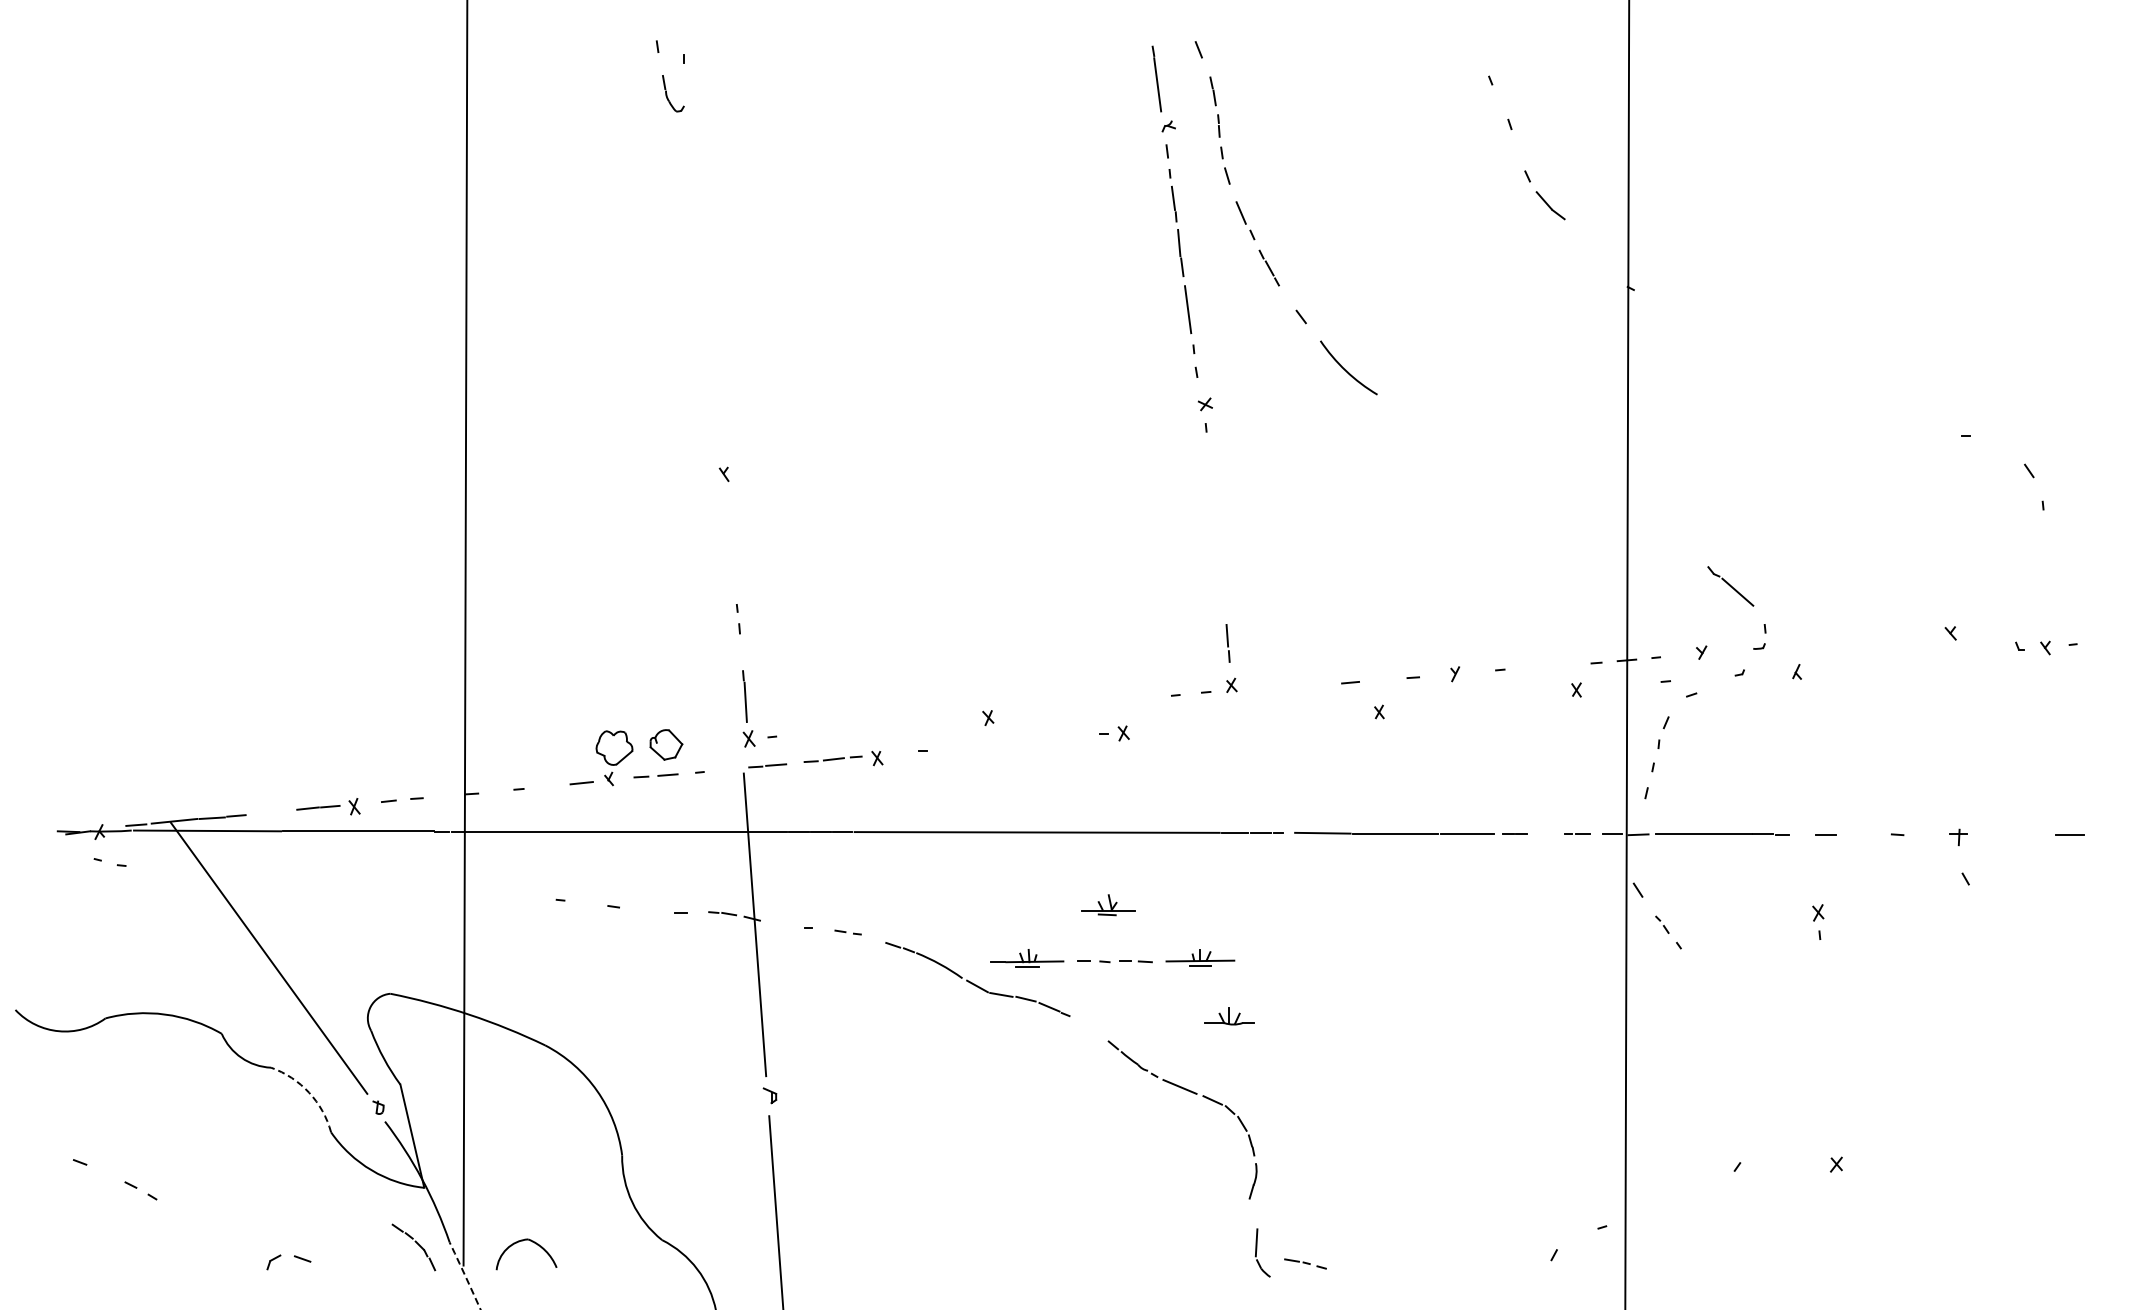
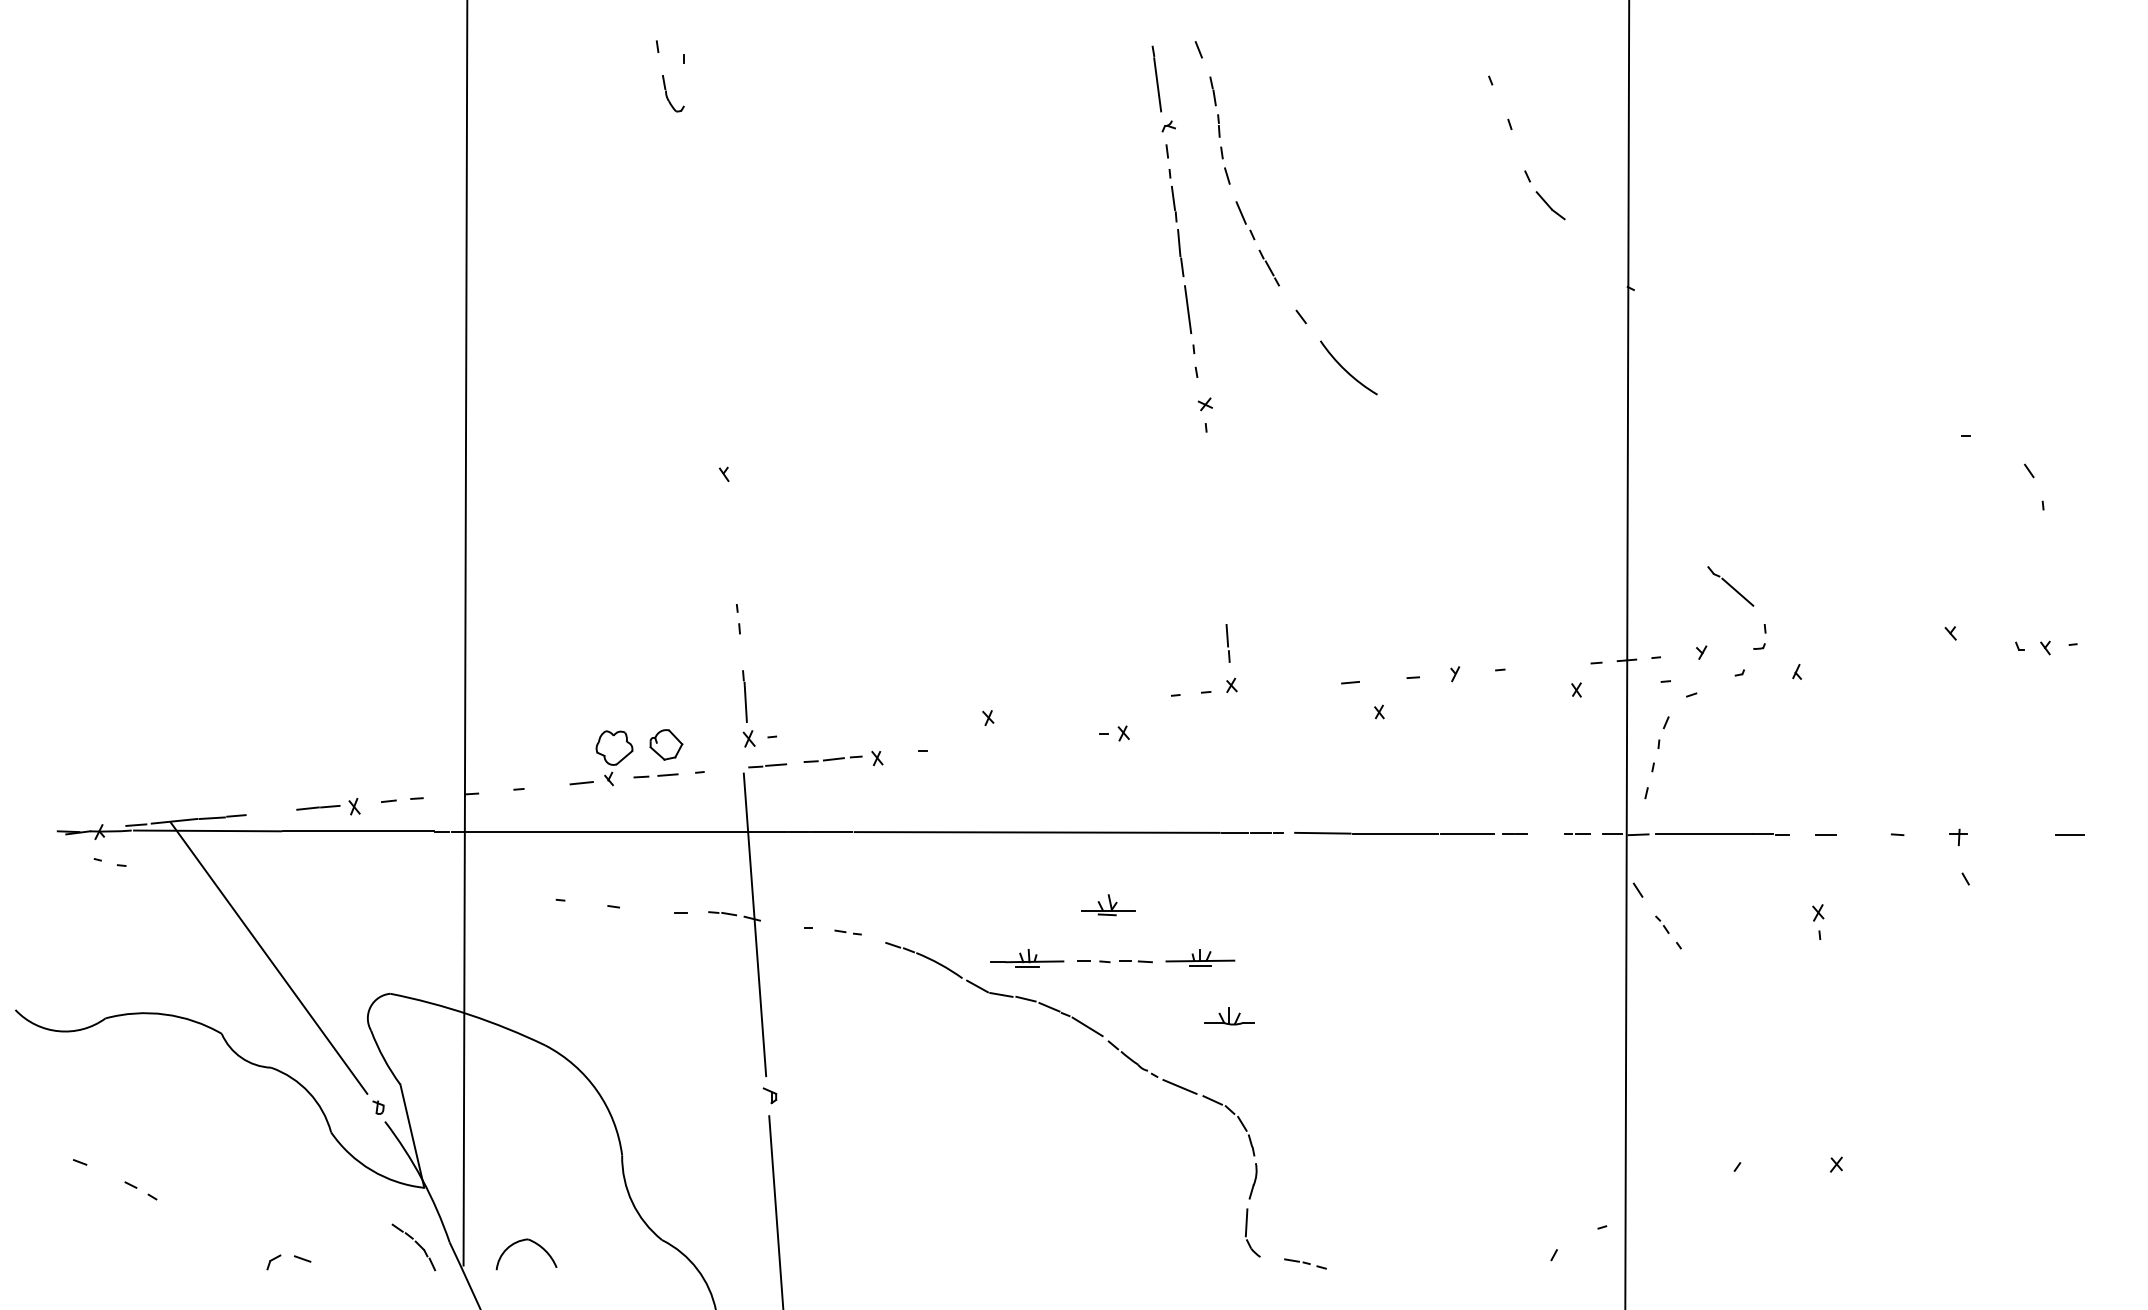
line: none -> present (1087, 1026)
arc: dashed -> solid (309, 1092)
part position: (1262, 1252) -> (1252, 1232) (1252, 1232)
arc: dashed -> solid (465, 1276)
